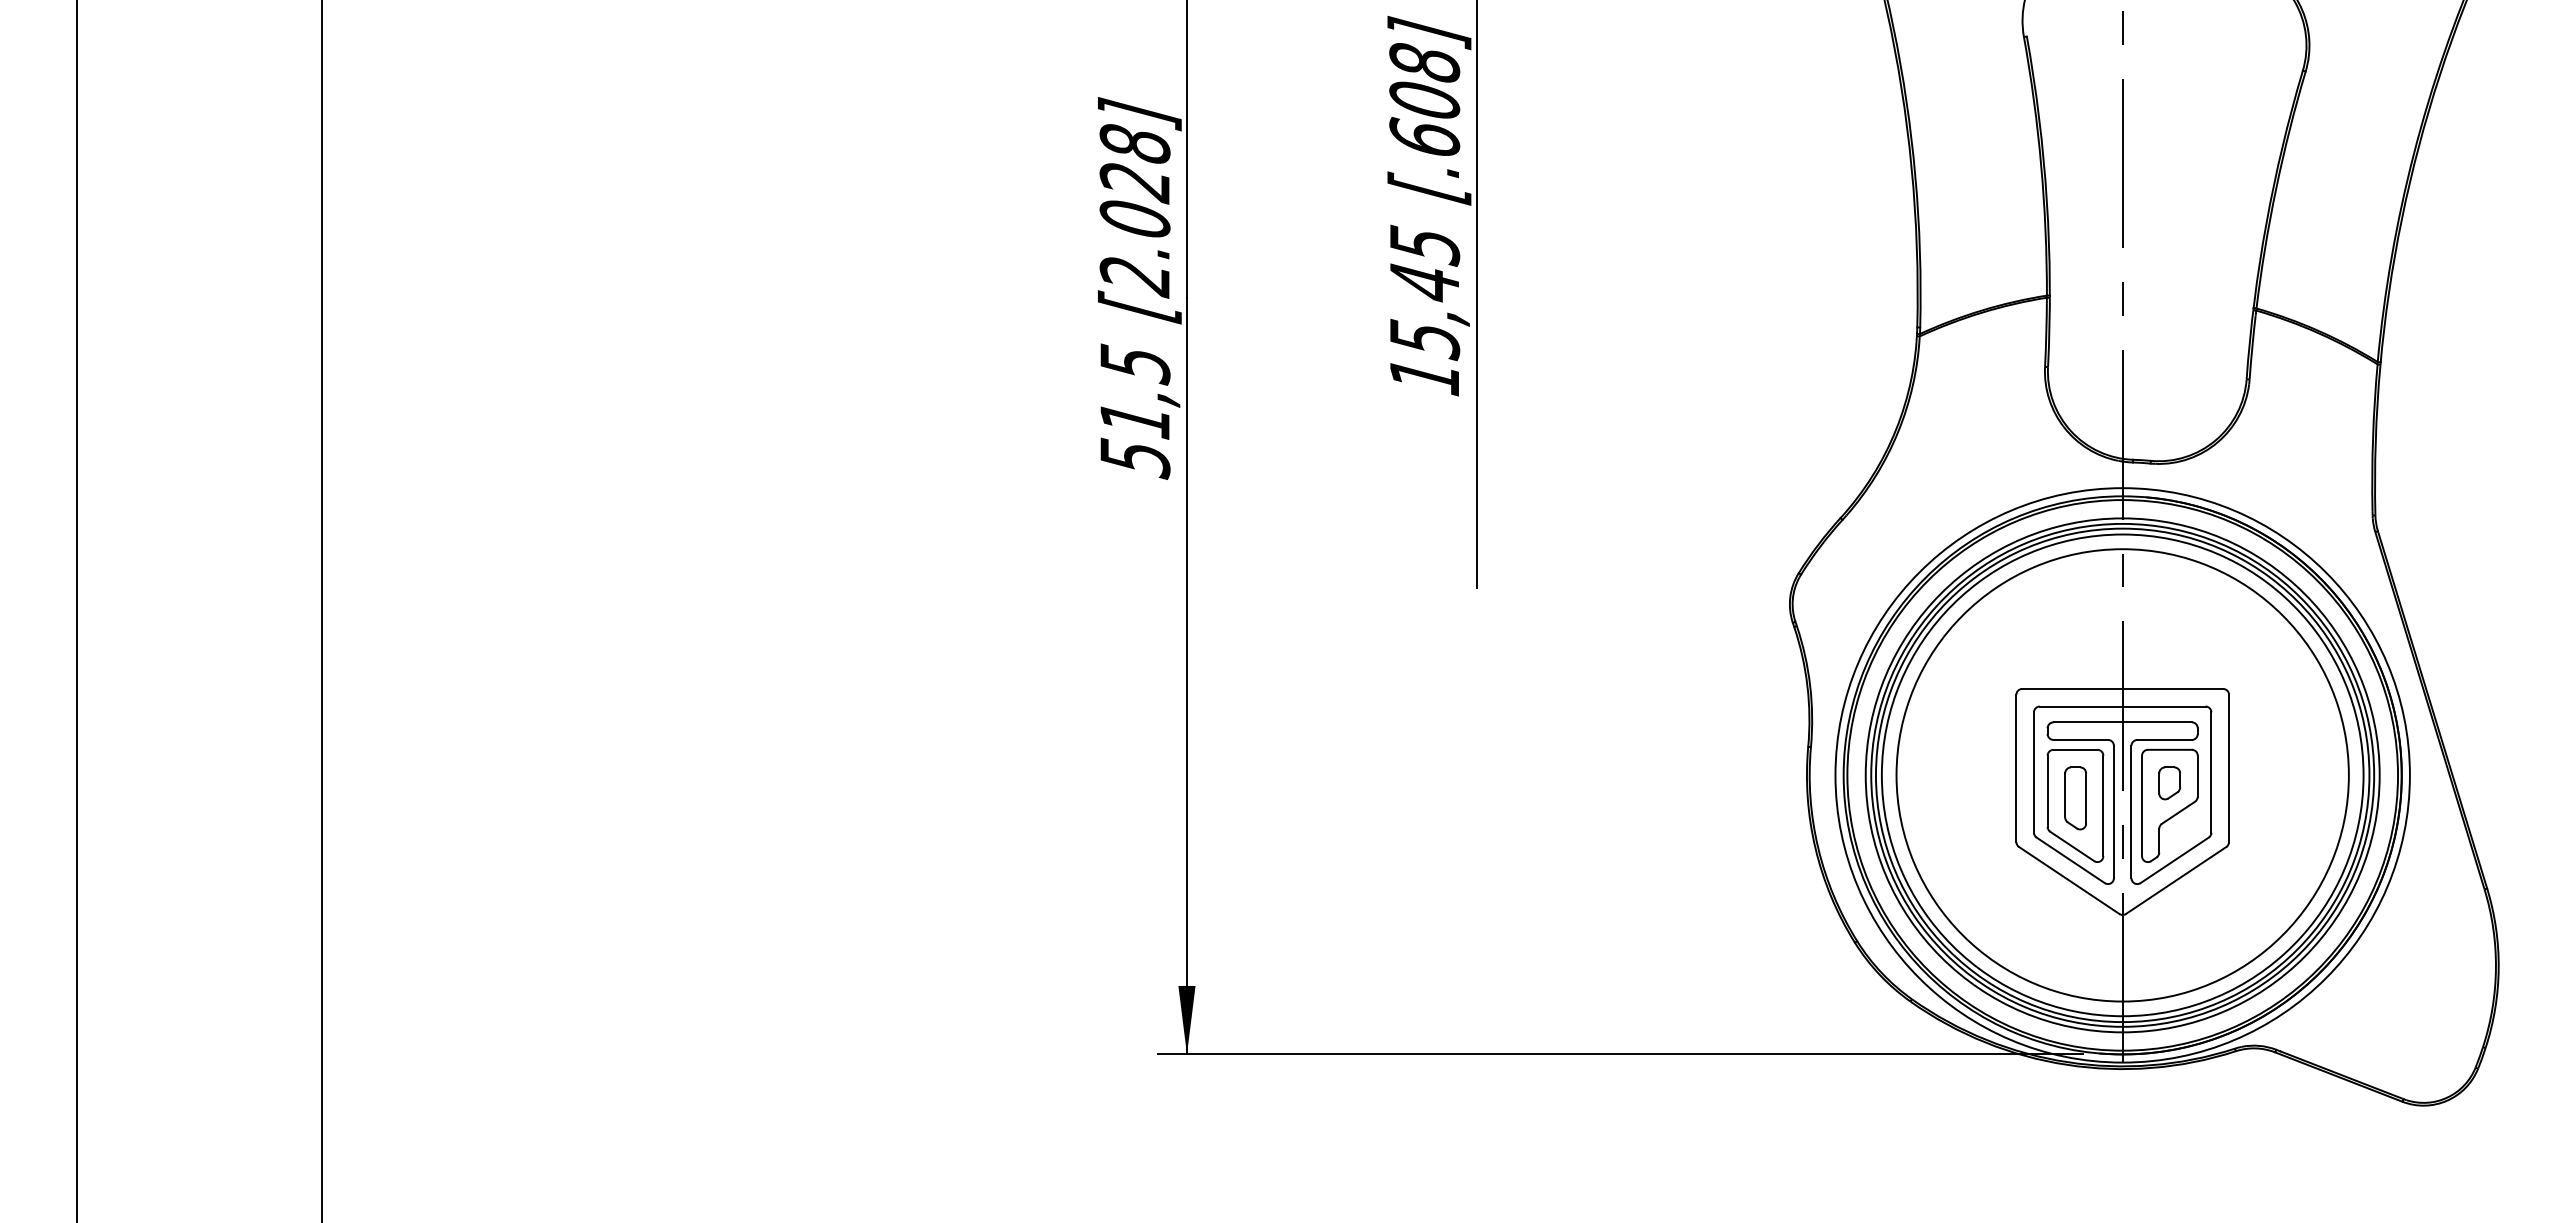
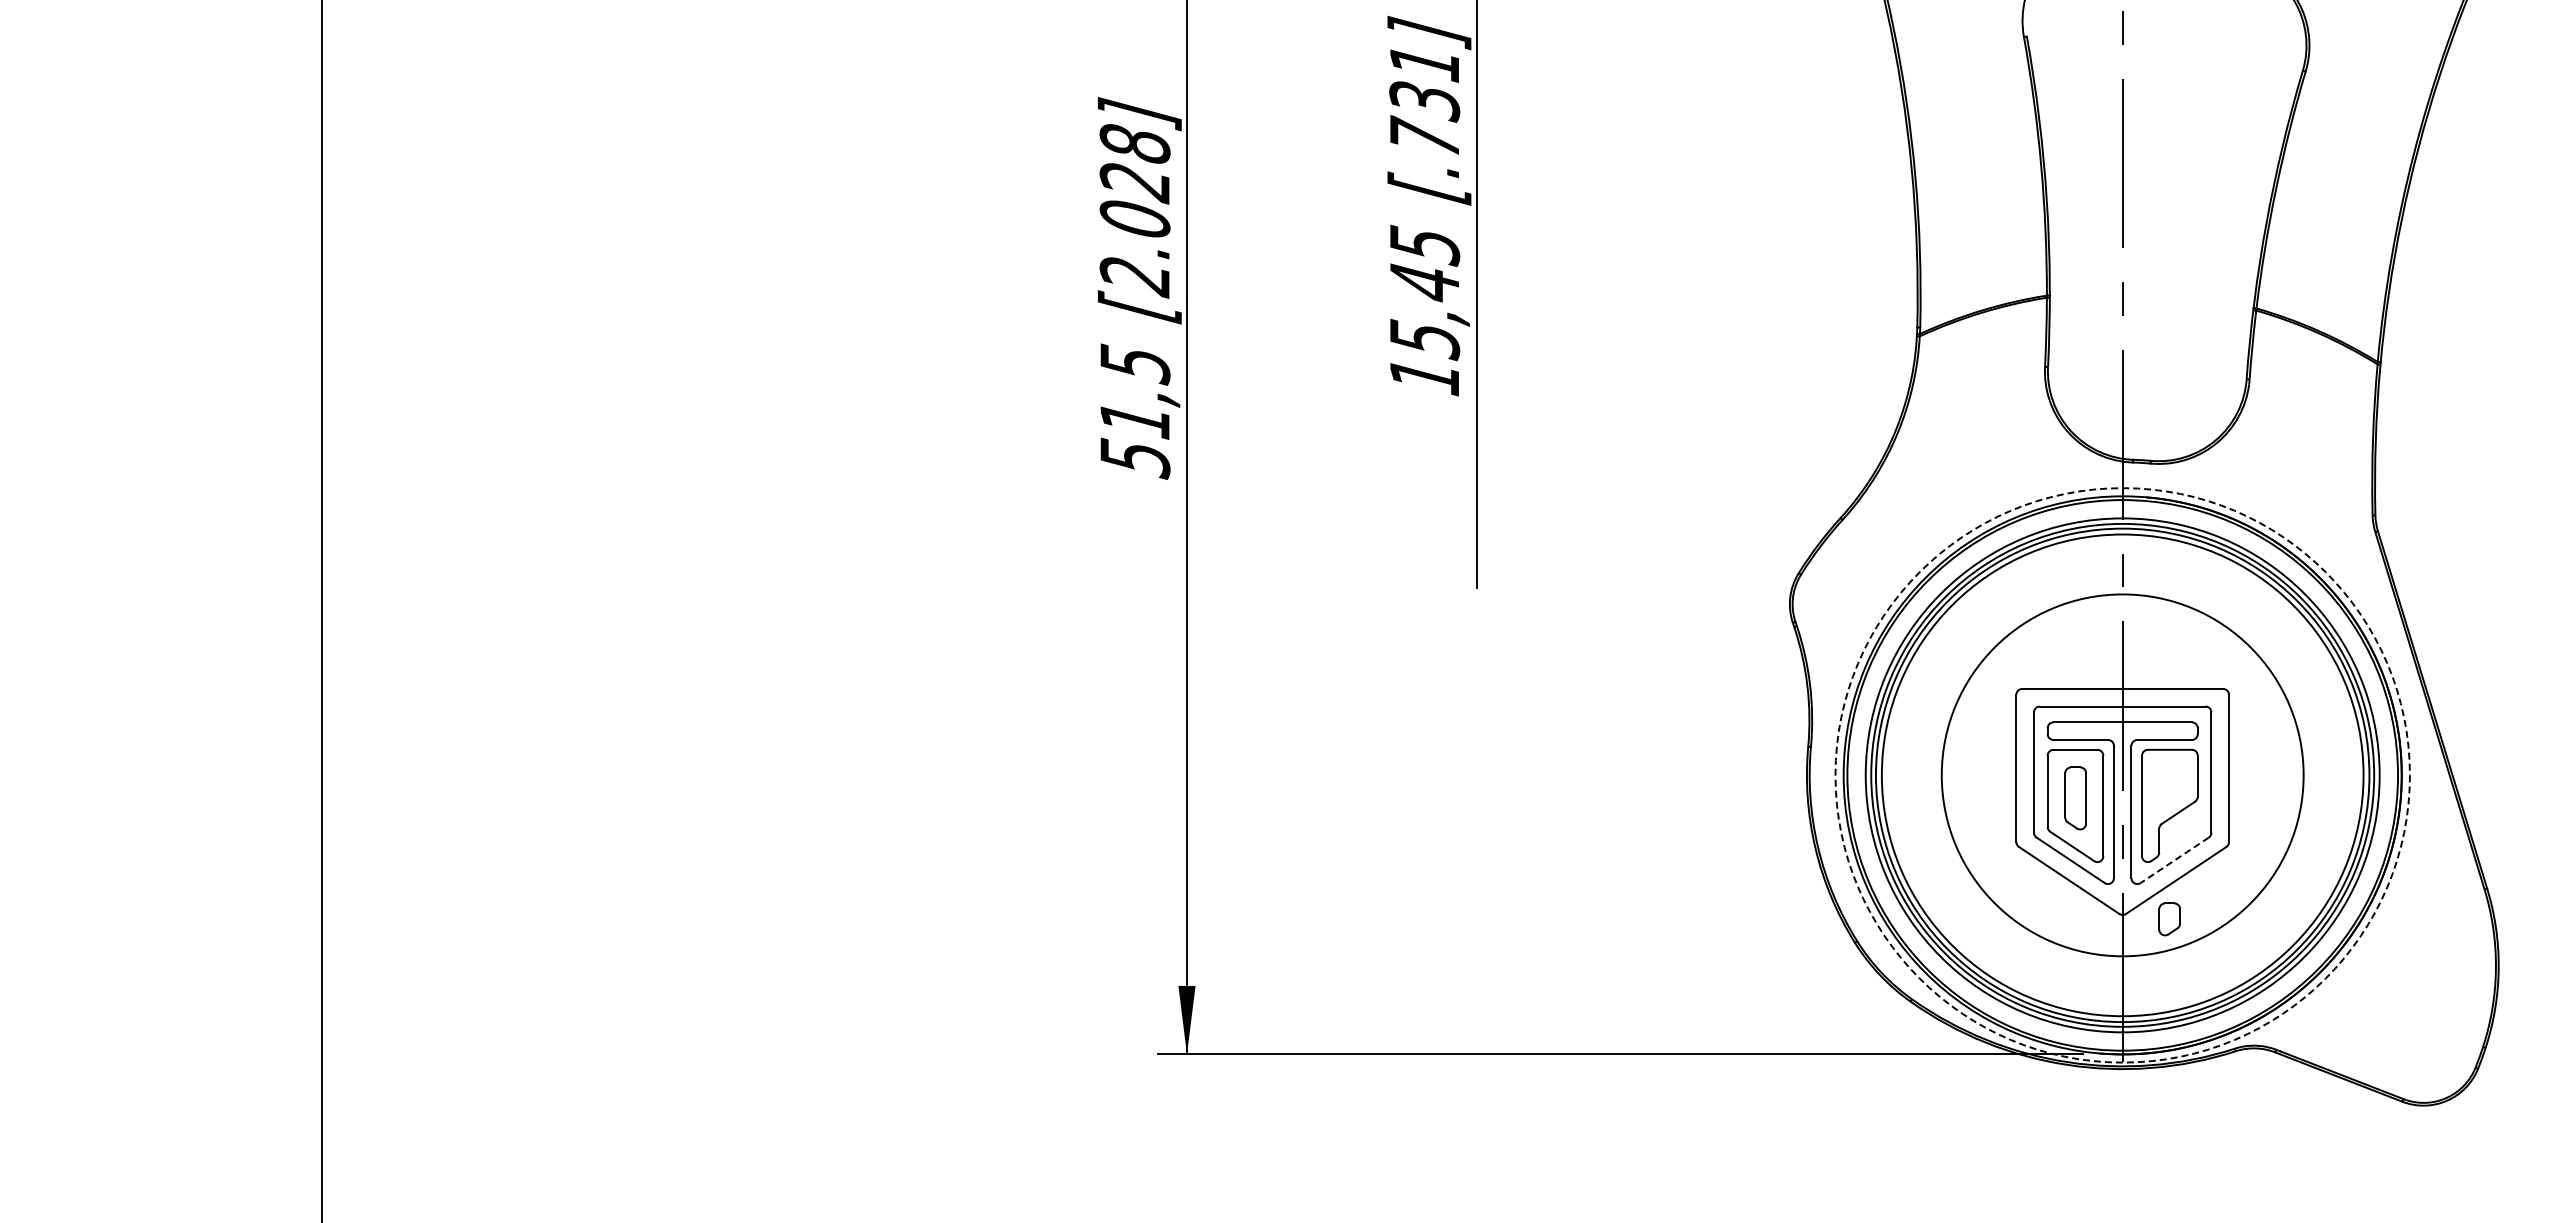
text: [.608] -> [.731] (1424, 99)
line: present -> none (77, 610)
circle diameter: 452 px -> 362 px (2122, 775)
circle: solid -> dashed (2122, 775)
part position: (2169, 783) -> (2169, 919) (2169, 919)
line: solid -> dashed (2174, 860)
